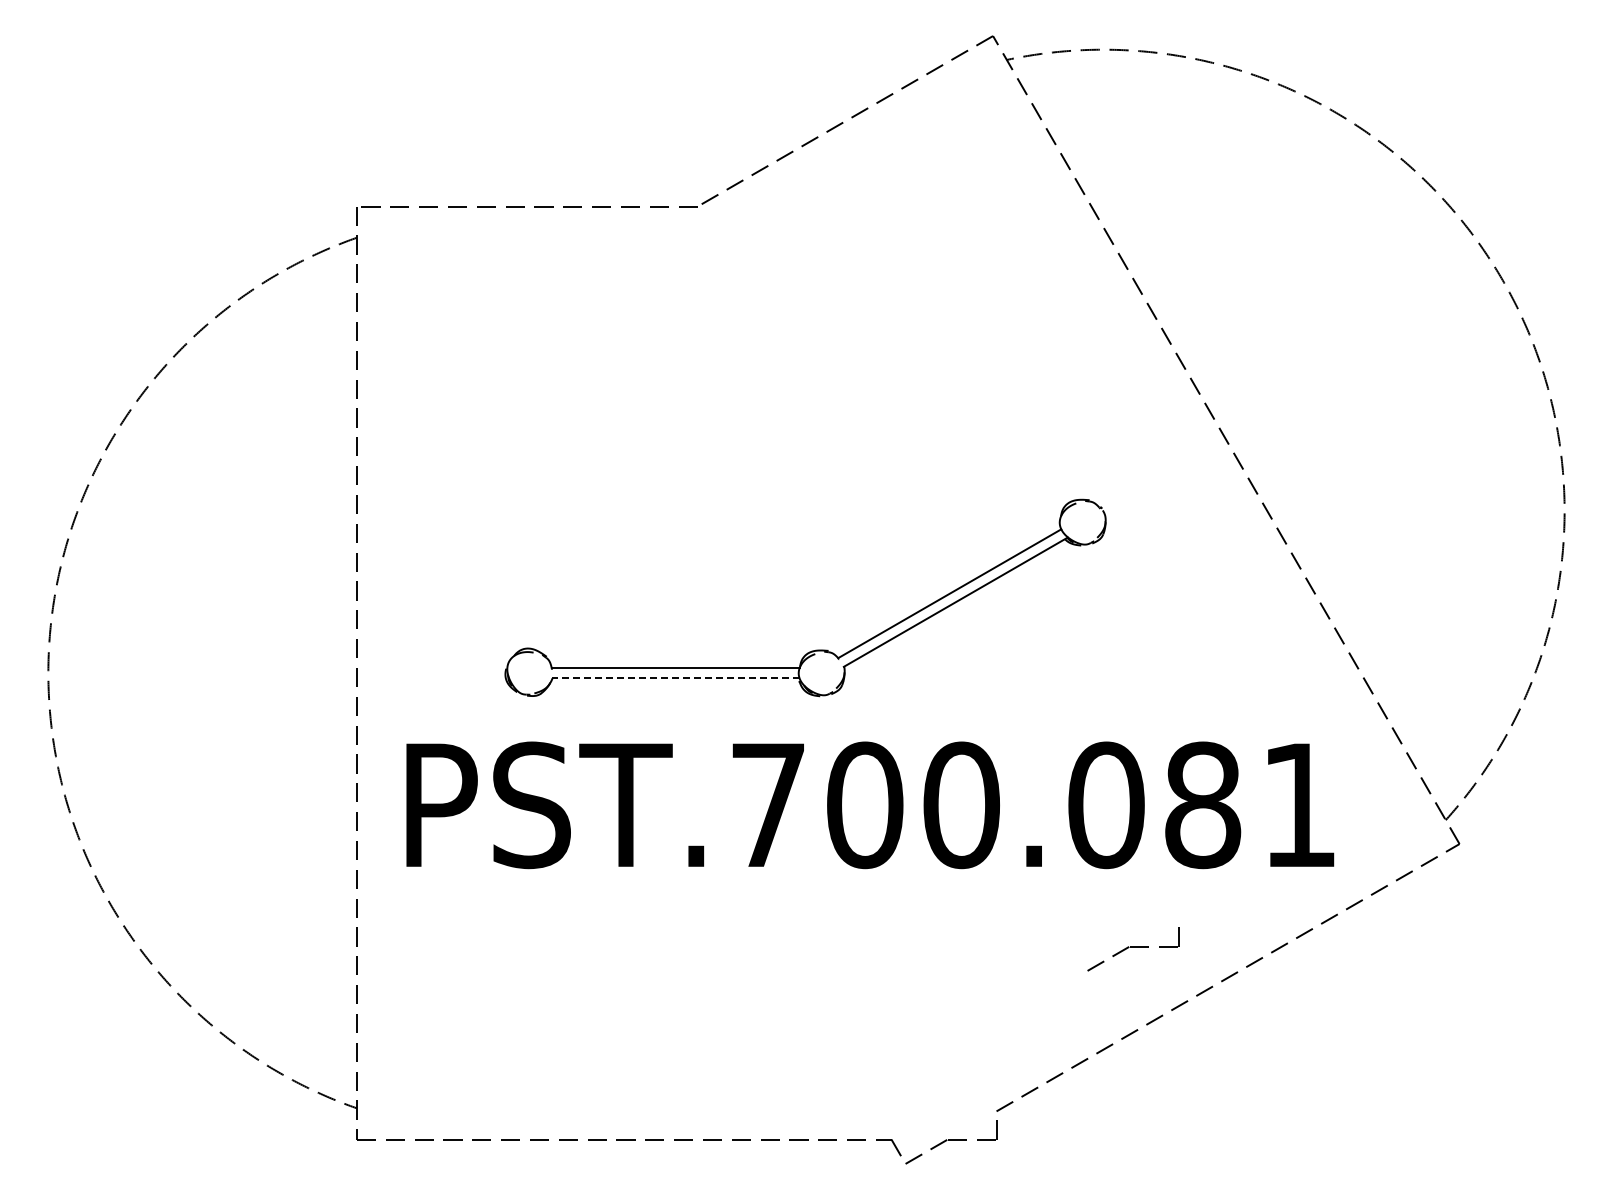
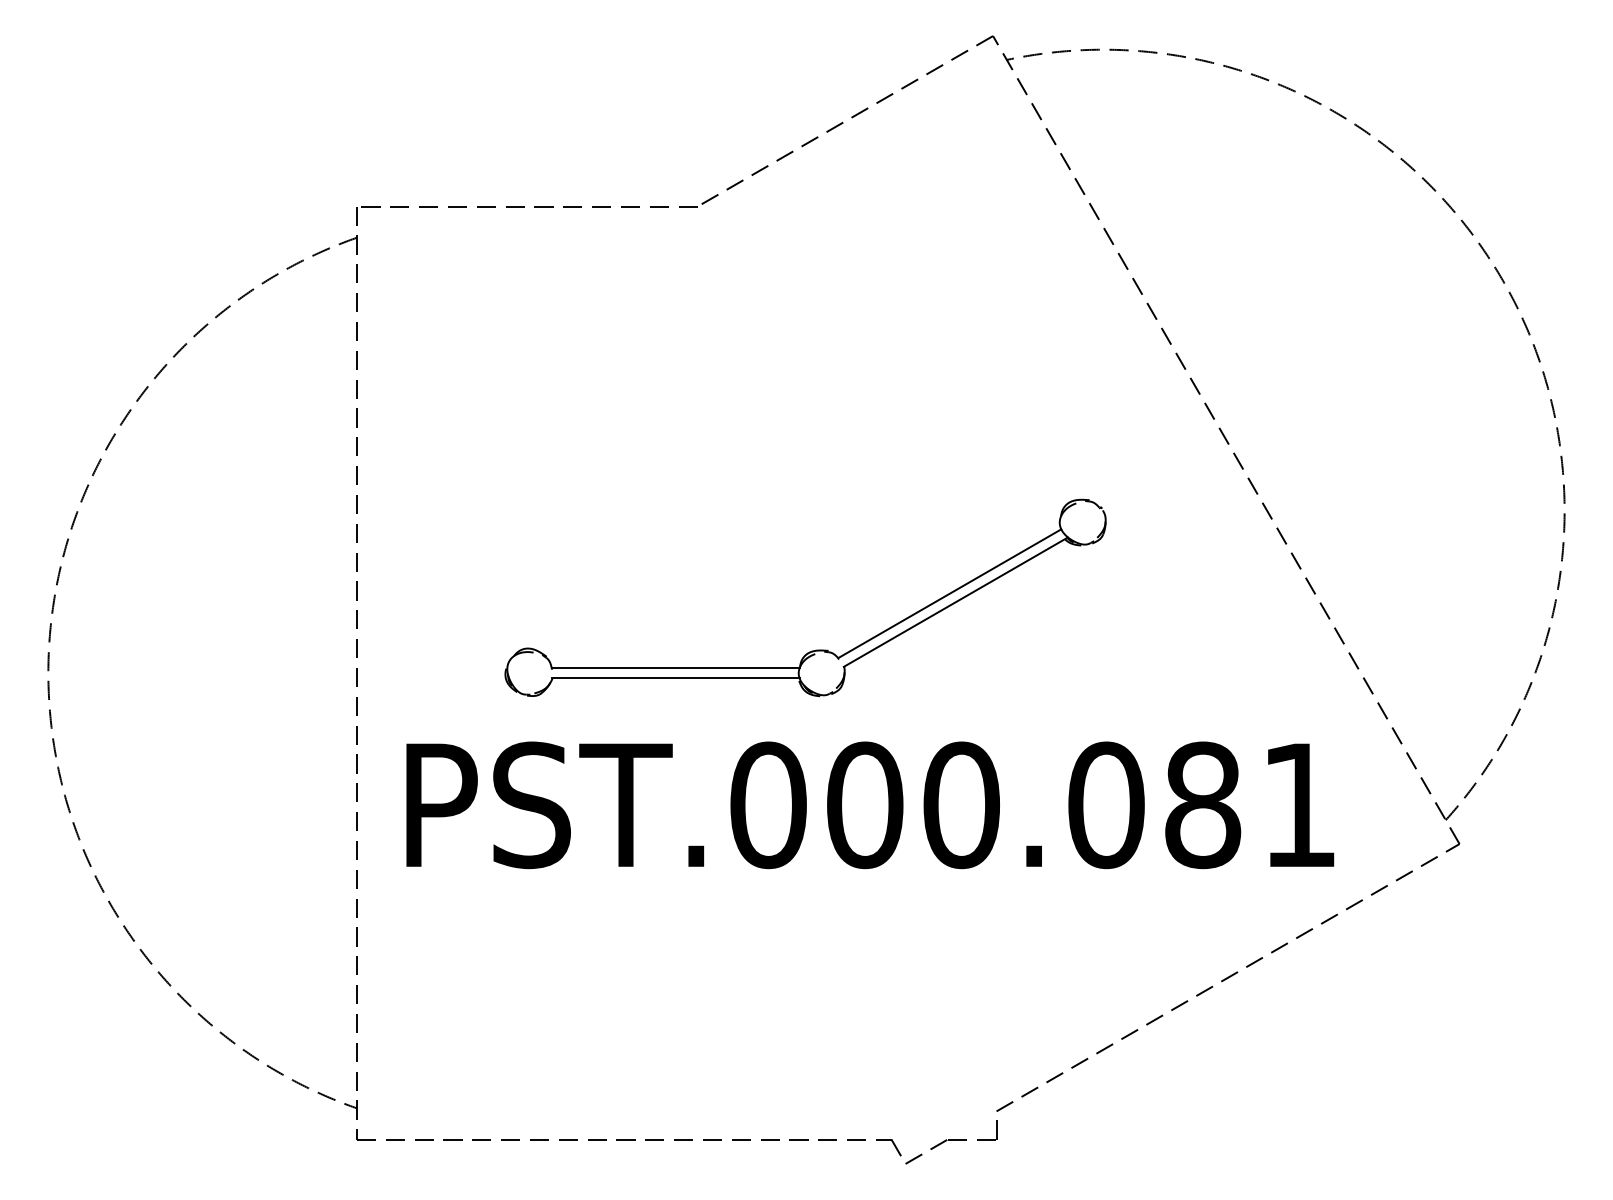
line: dashed -> solid (675, 678)
text: PST.700.081 -> PST.000.081 (768, 805)
part: present -> none (1133, 949)
